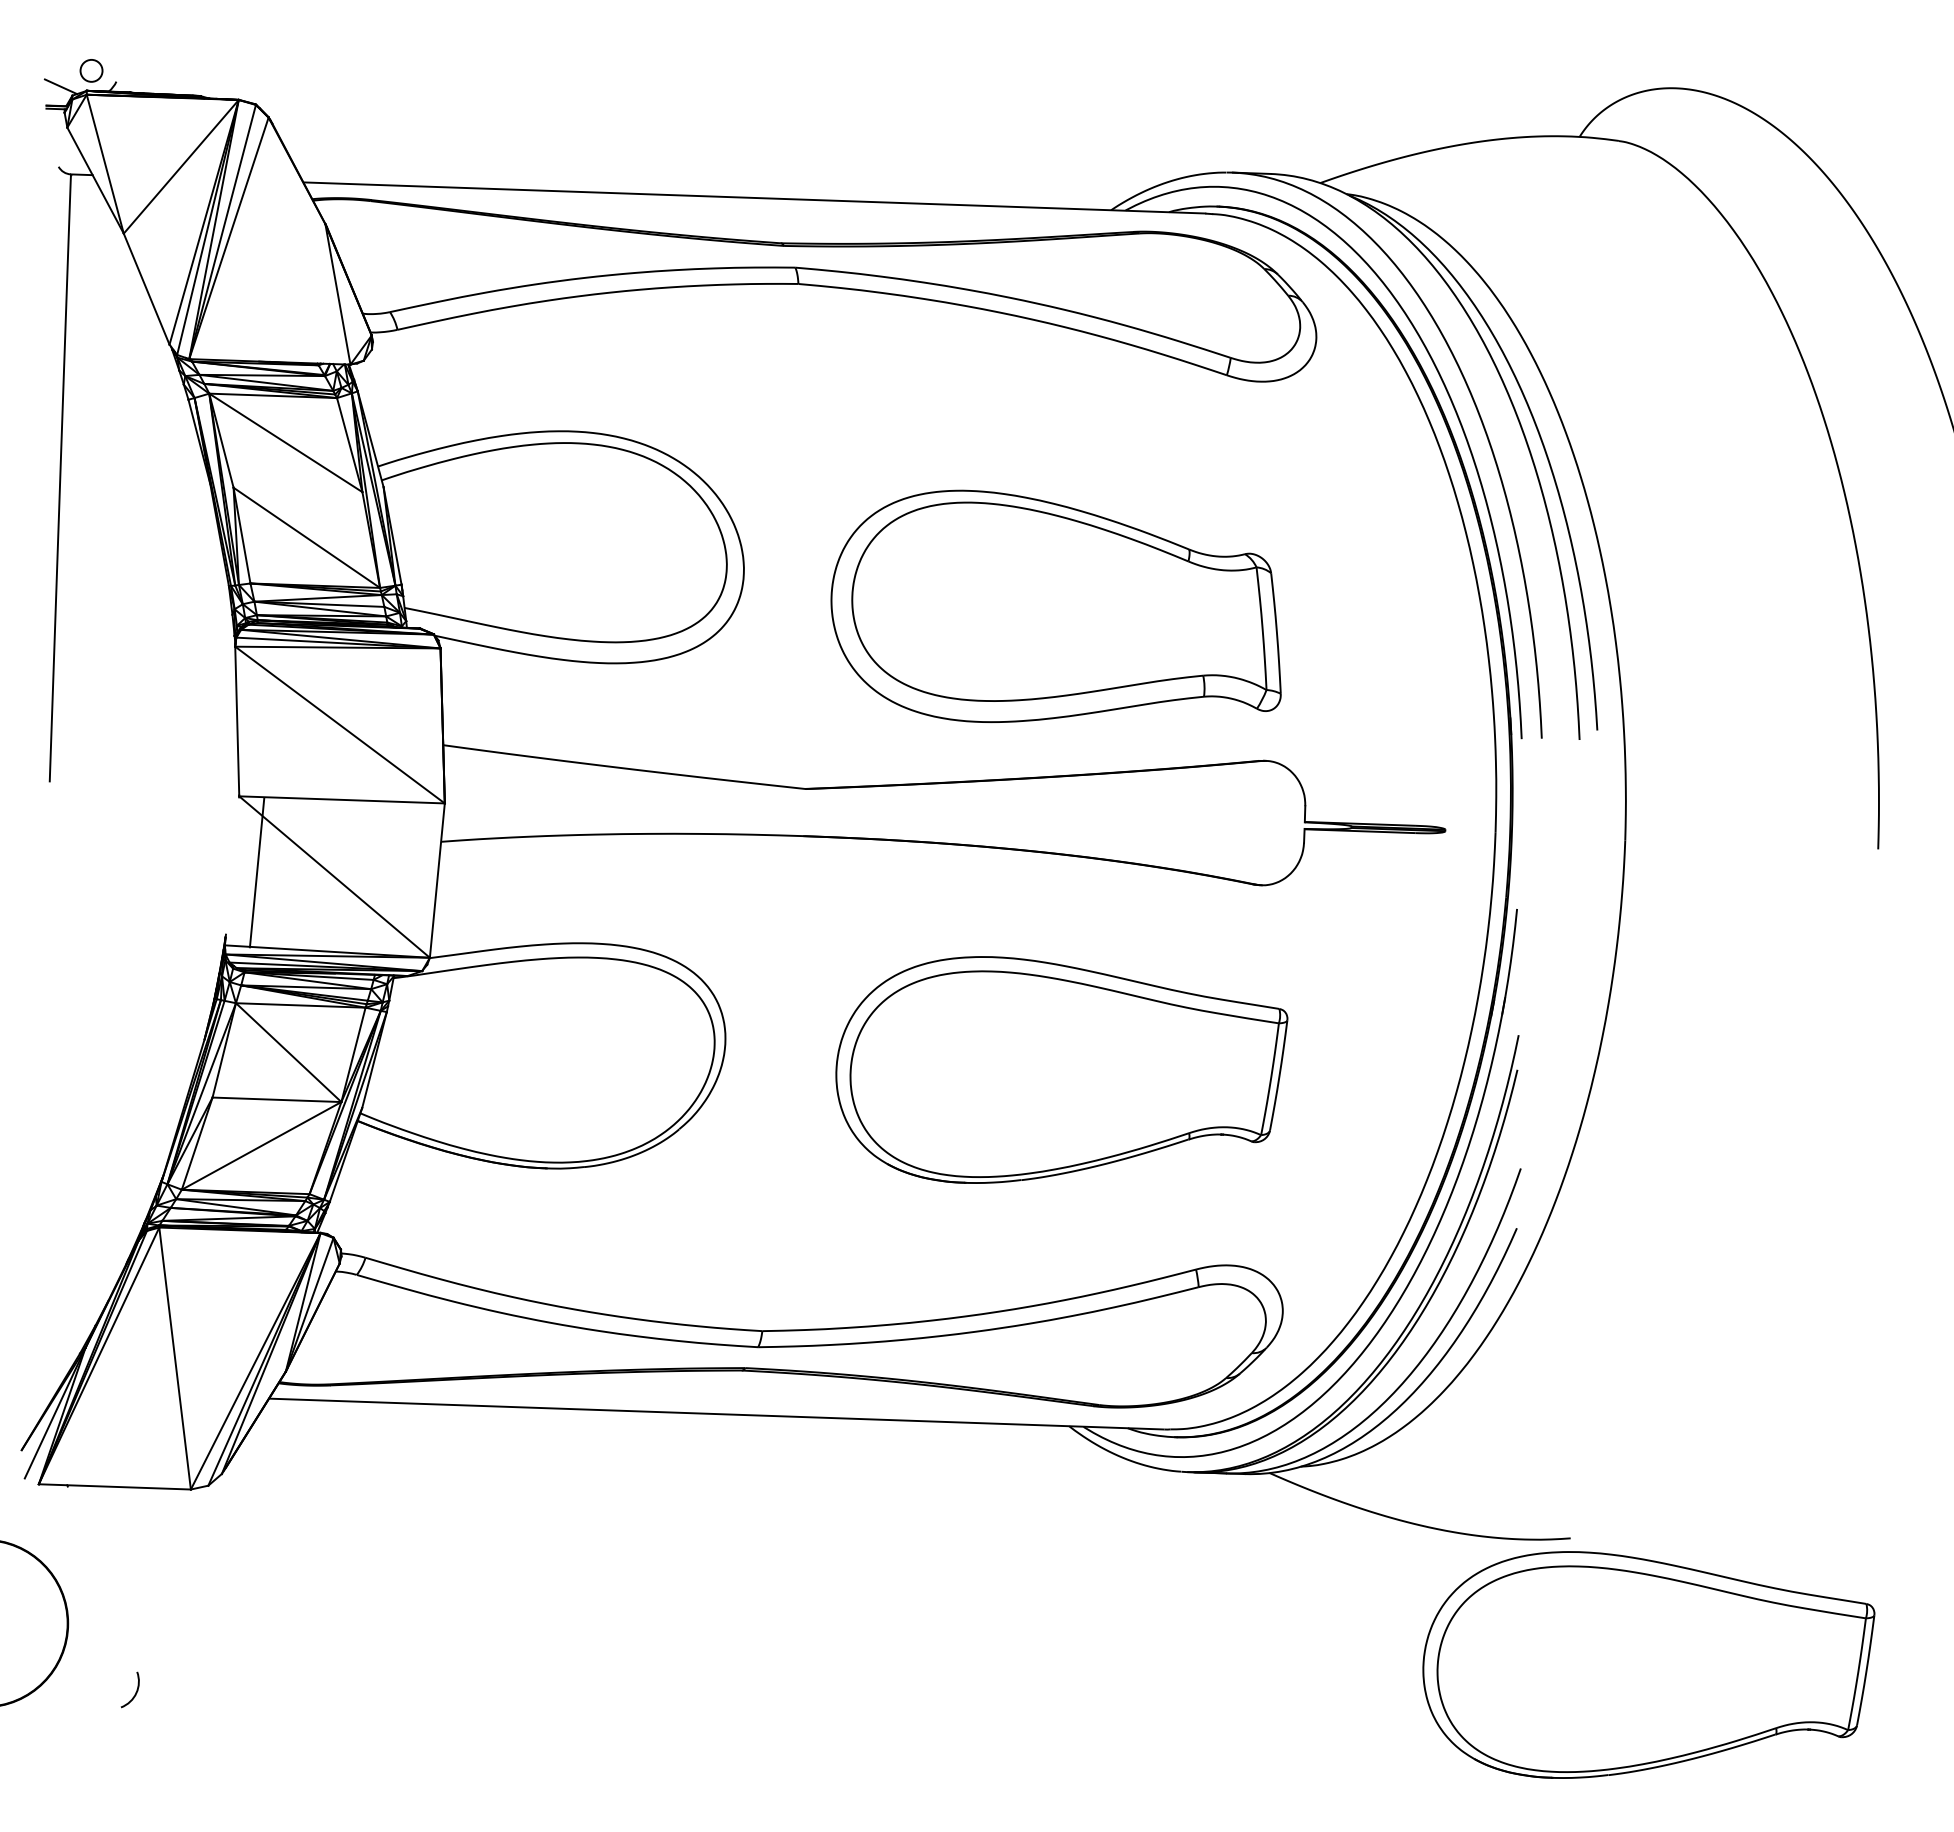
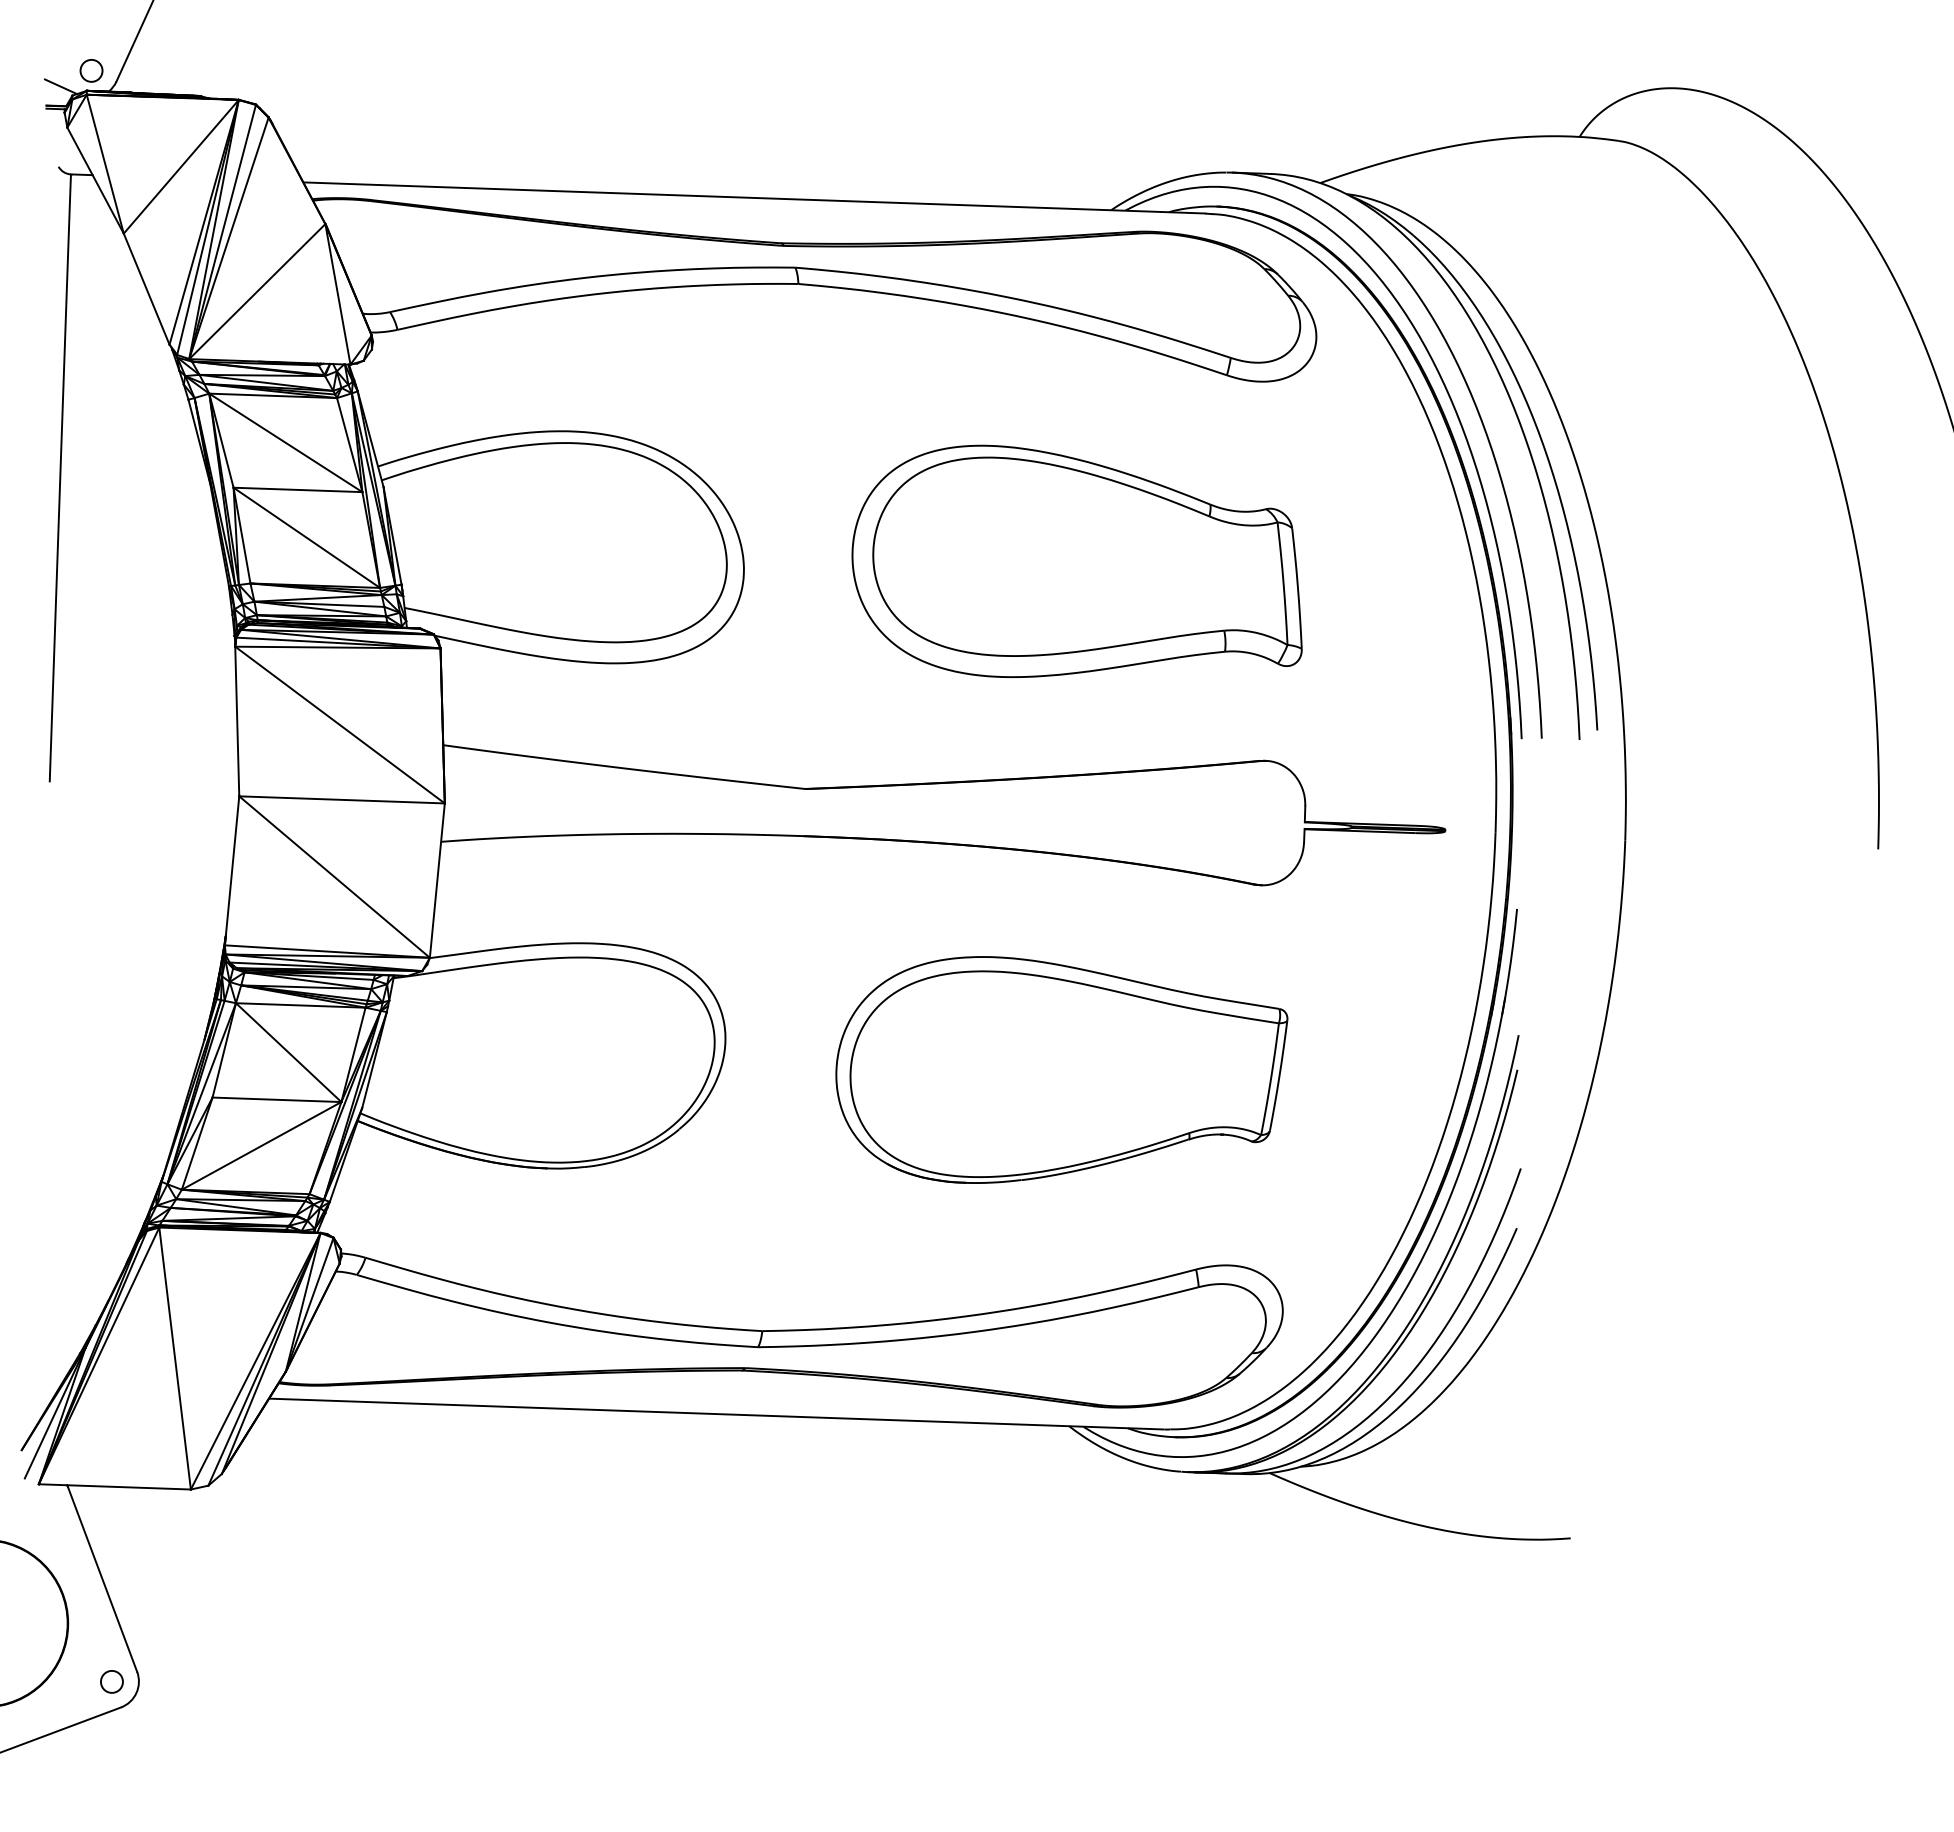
line: none -> present (134, 41)
line: none -> present (257, 291)
line: none -> present (297, 489)
part position: (1055, 605) -> (1076, 560) (1076, 560)
line position: (256, 872) -> (231, 870) (231, 870)
line: none -> present (102, 1578)
part: present -> none (1648, 1664)
circle: none -> present (111, 1681)
line: none -> present (61, 1729)
